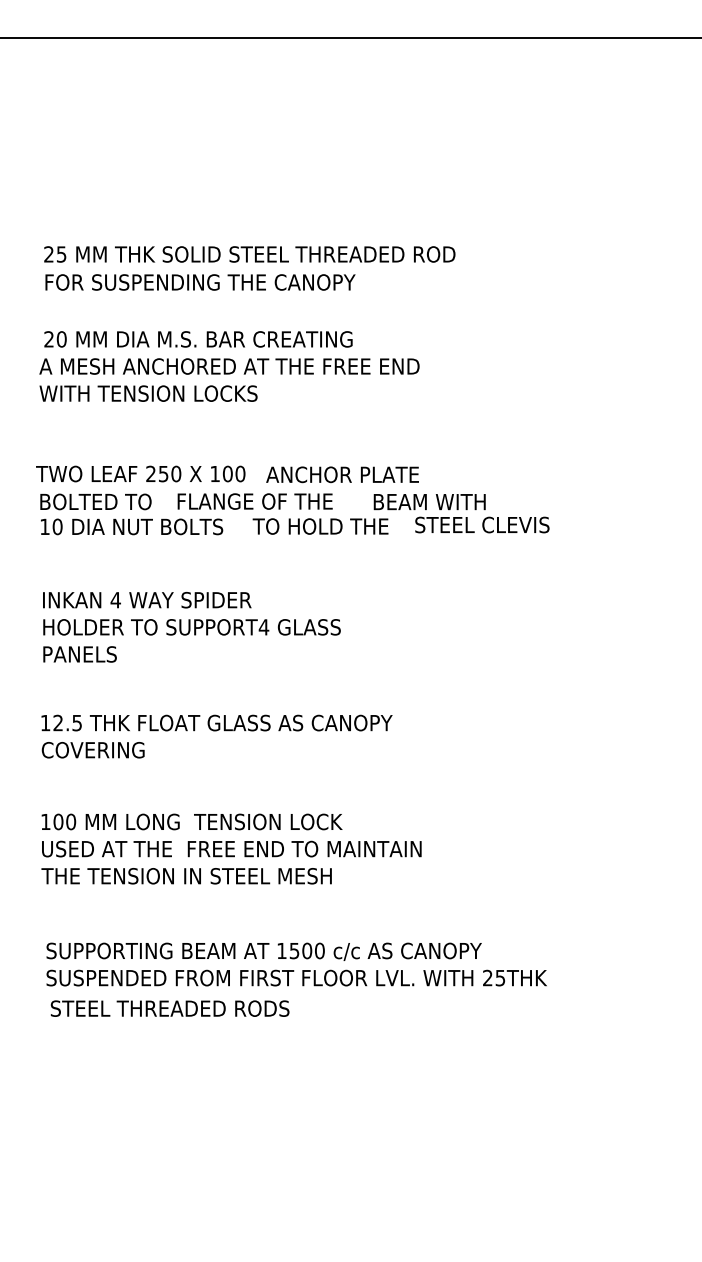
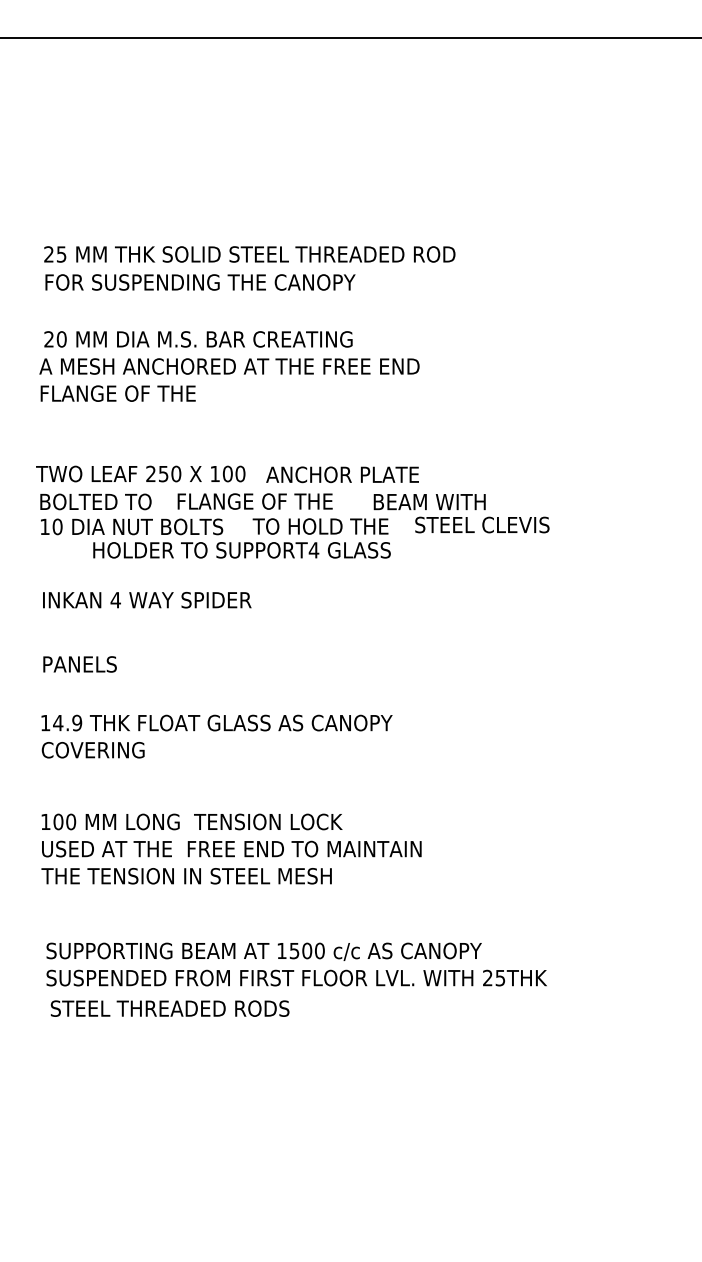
text: WITH TENSION LOCKS -> FLANGE OF THE (148, 393)
text position: (191, 627) -> (241, 550) (241, 550)
text position: (79, 654) -> (79, 664) (79, 664)
text: 12.5 -> 14.9 (67, 722)
